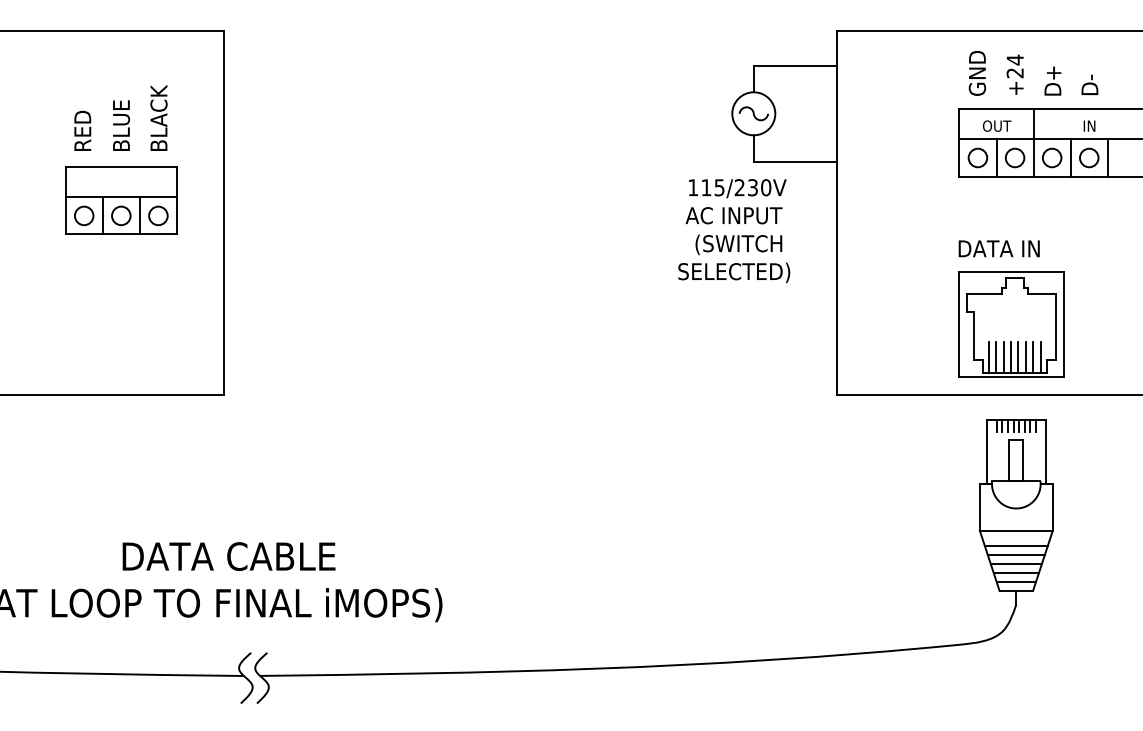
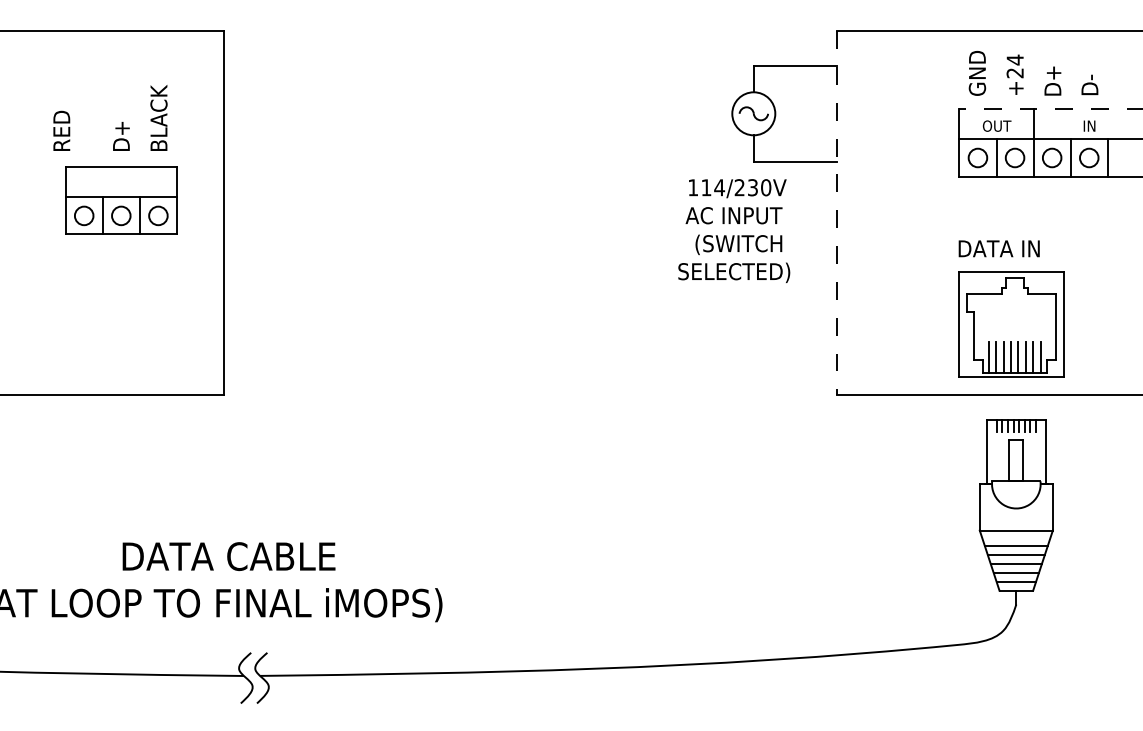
line: solid -> dashed (1051, 109)
text: BLUE -> D+ (121, 124)
text position: (82, 130) -> (61, 130) (61, 130)
text: 115/230V -> 114/230V (719, 187)
line: solid -> dashed (836, 212)
